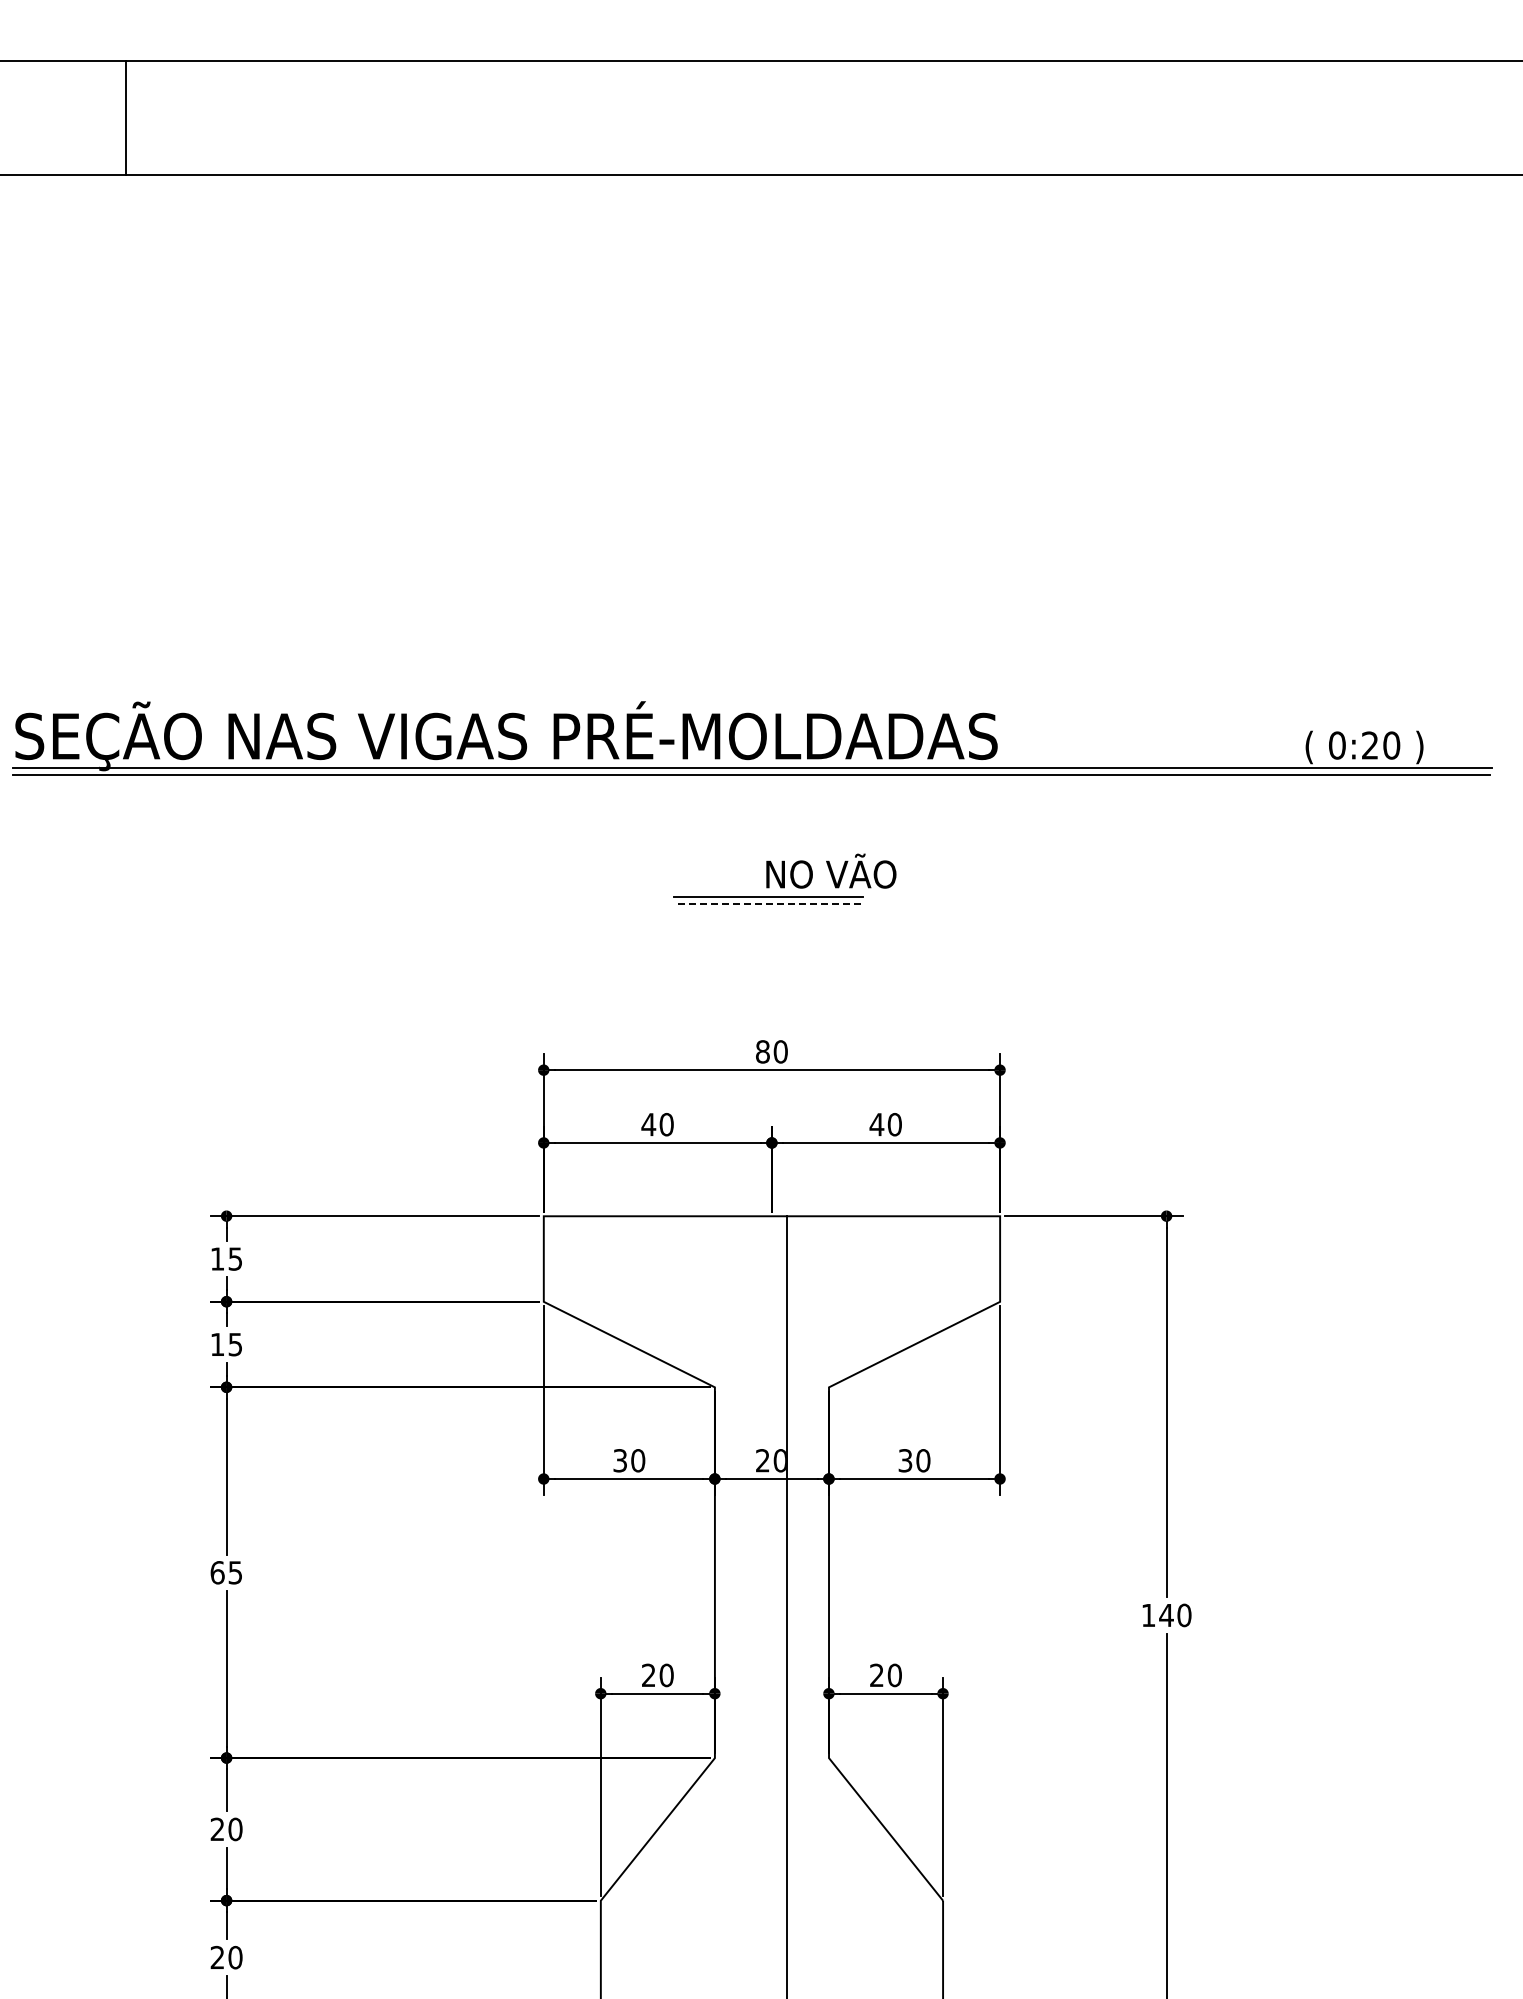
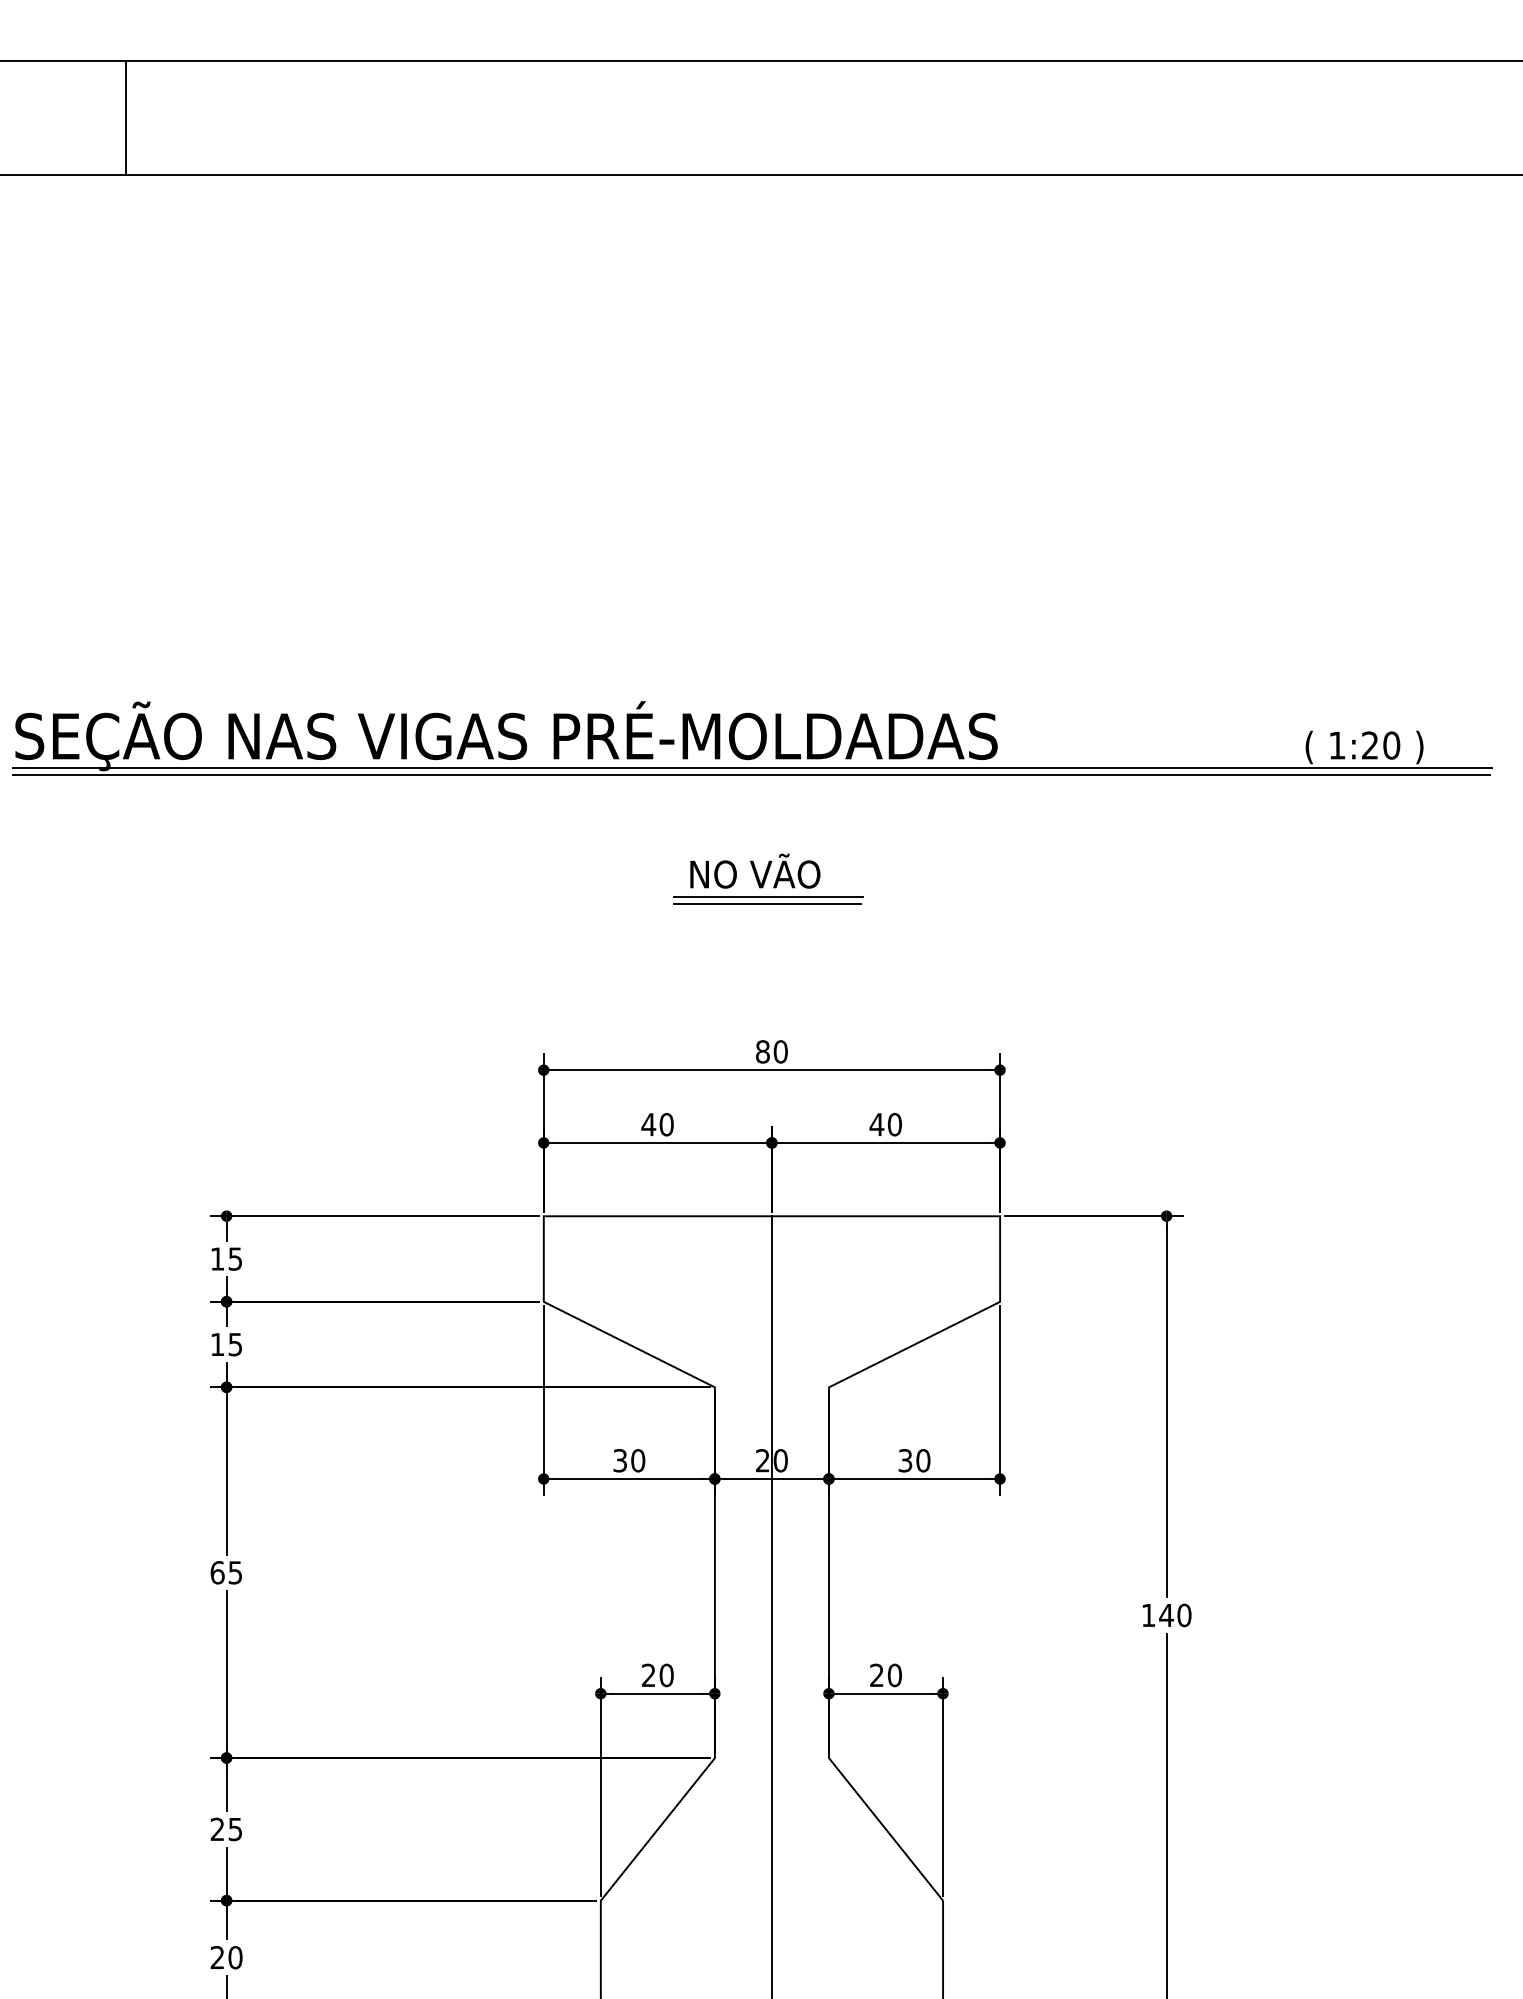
text: 0:20 -> 1:20 (1337, 745)
text position: (831, 870) -> (755, 870) (755, 870)
line: dashed -> solid (767, 903)
line position: (786, 1605) -> (771, 1605) (771, 1605)
text: 20 -> 25 (235, 1829)
